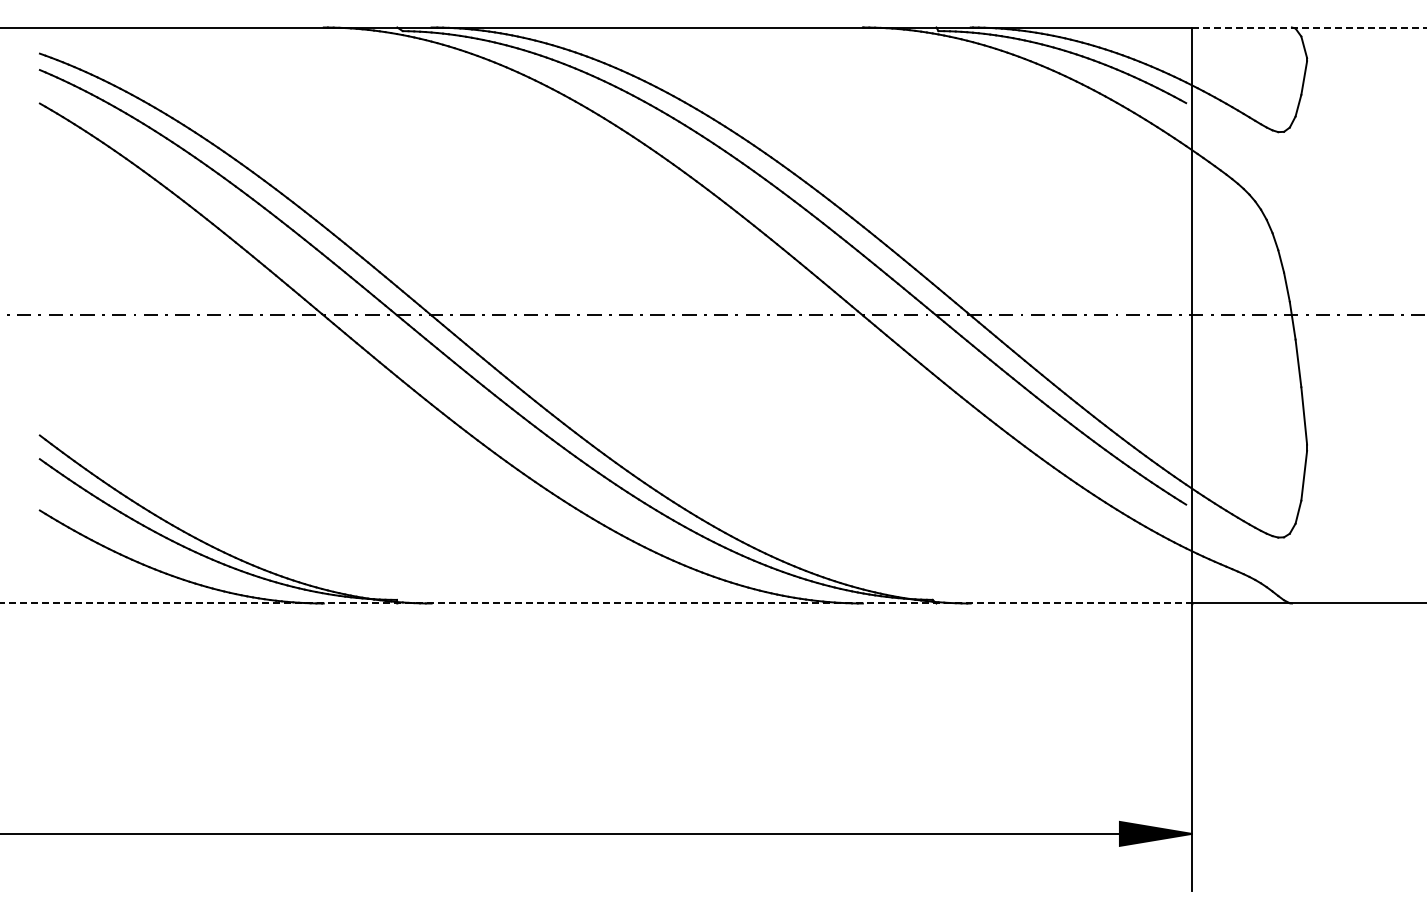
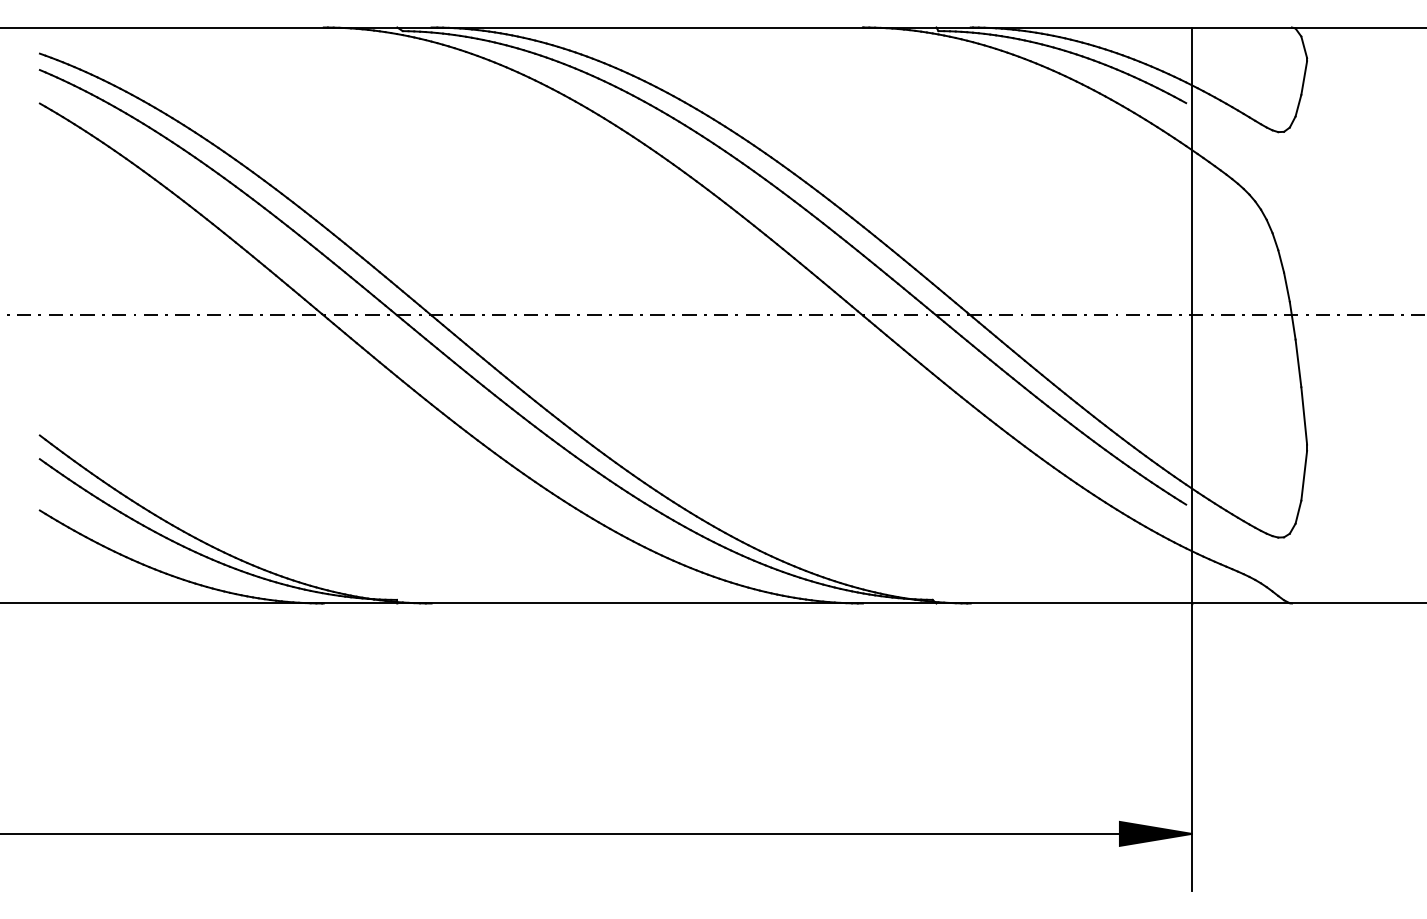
line: dashed -> solid (1309, 27)
line: dashed -> solid (596, 603)
